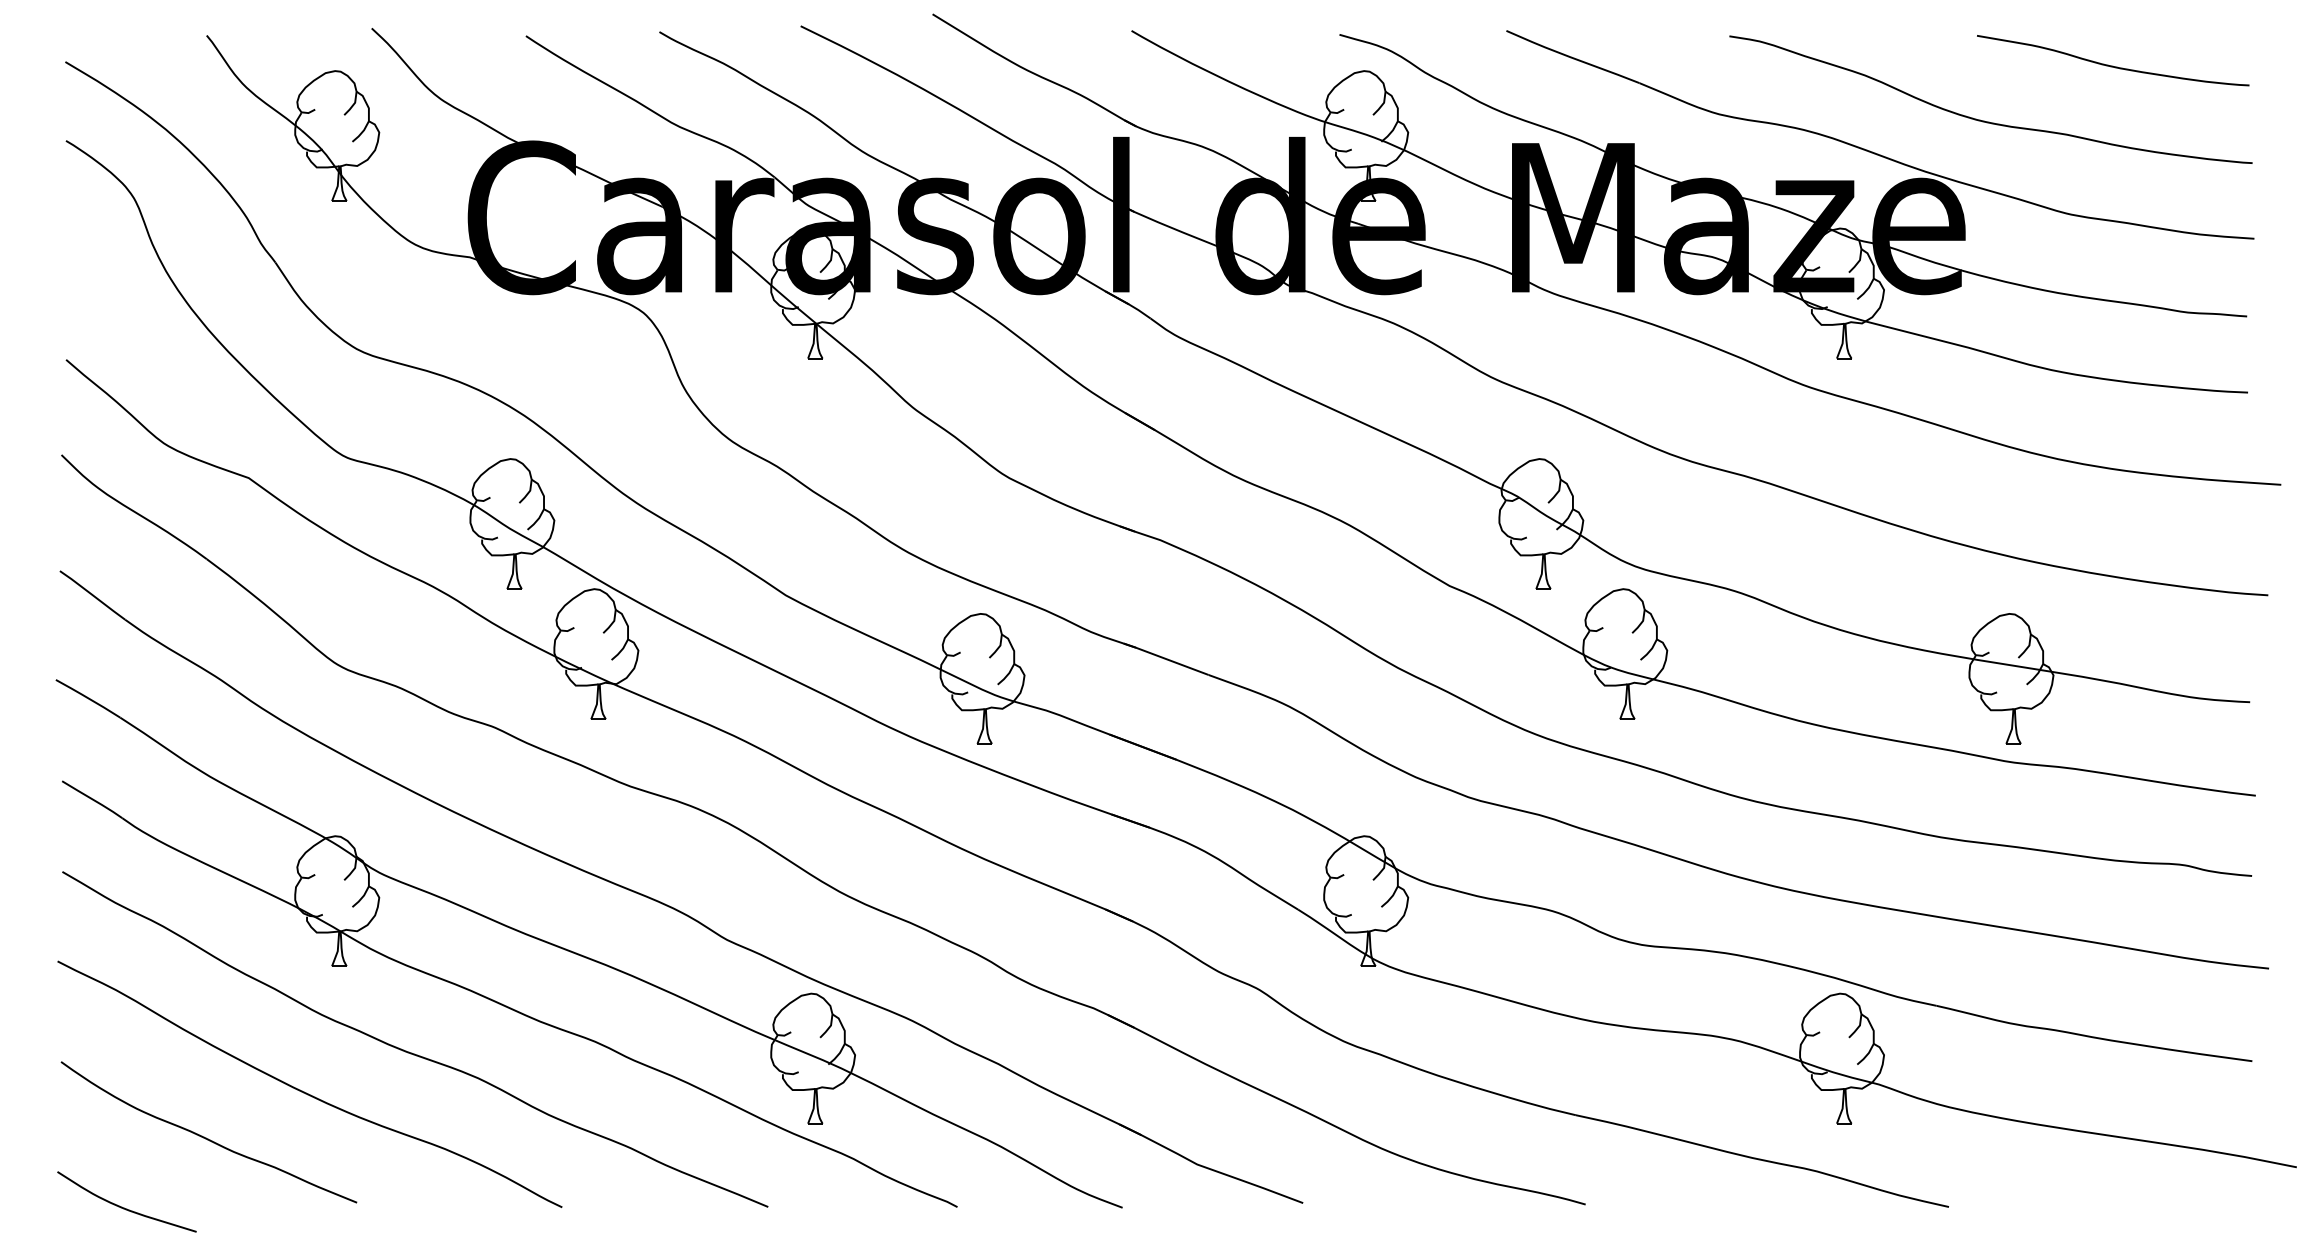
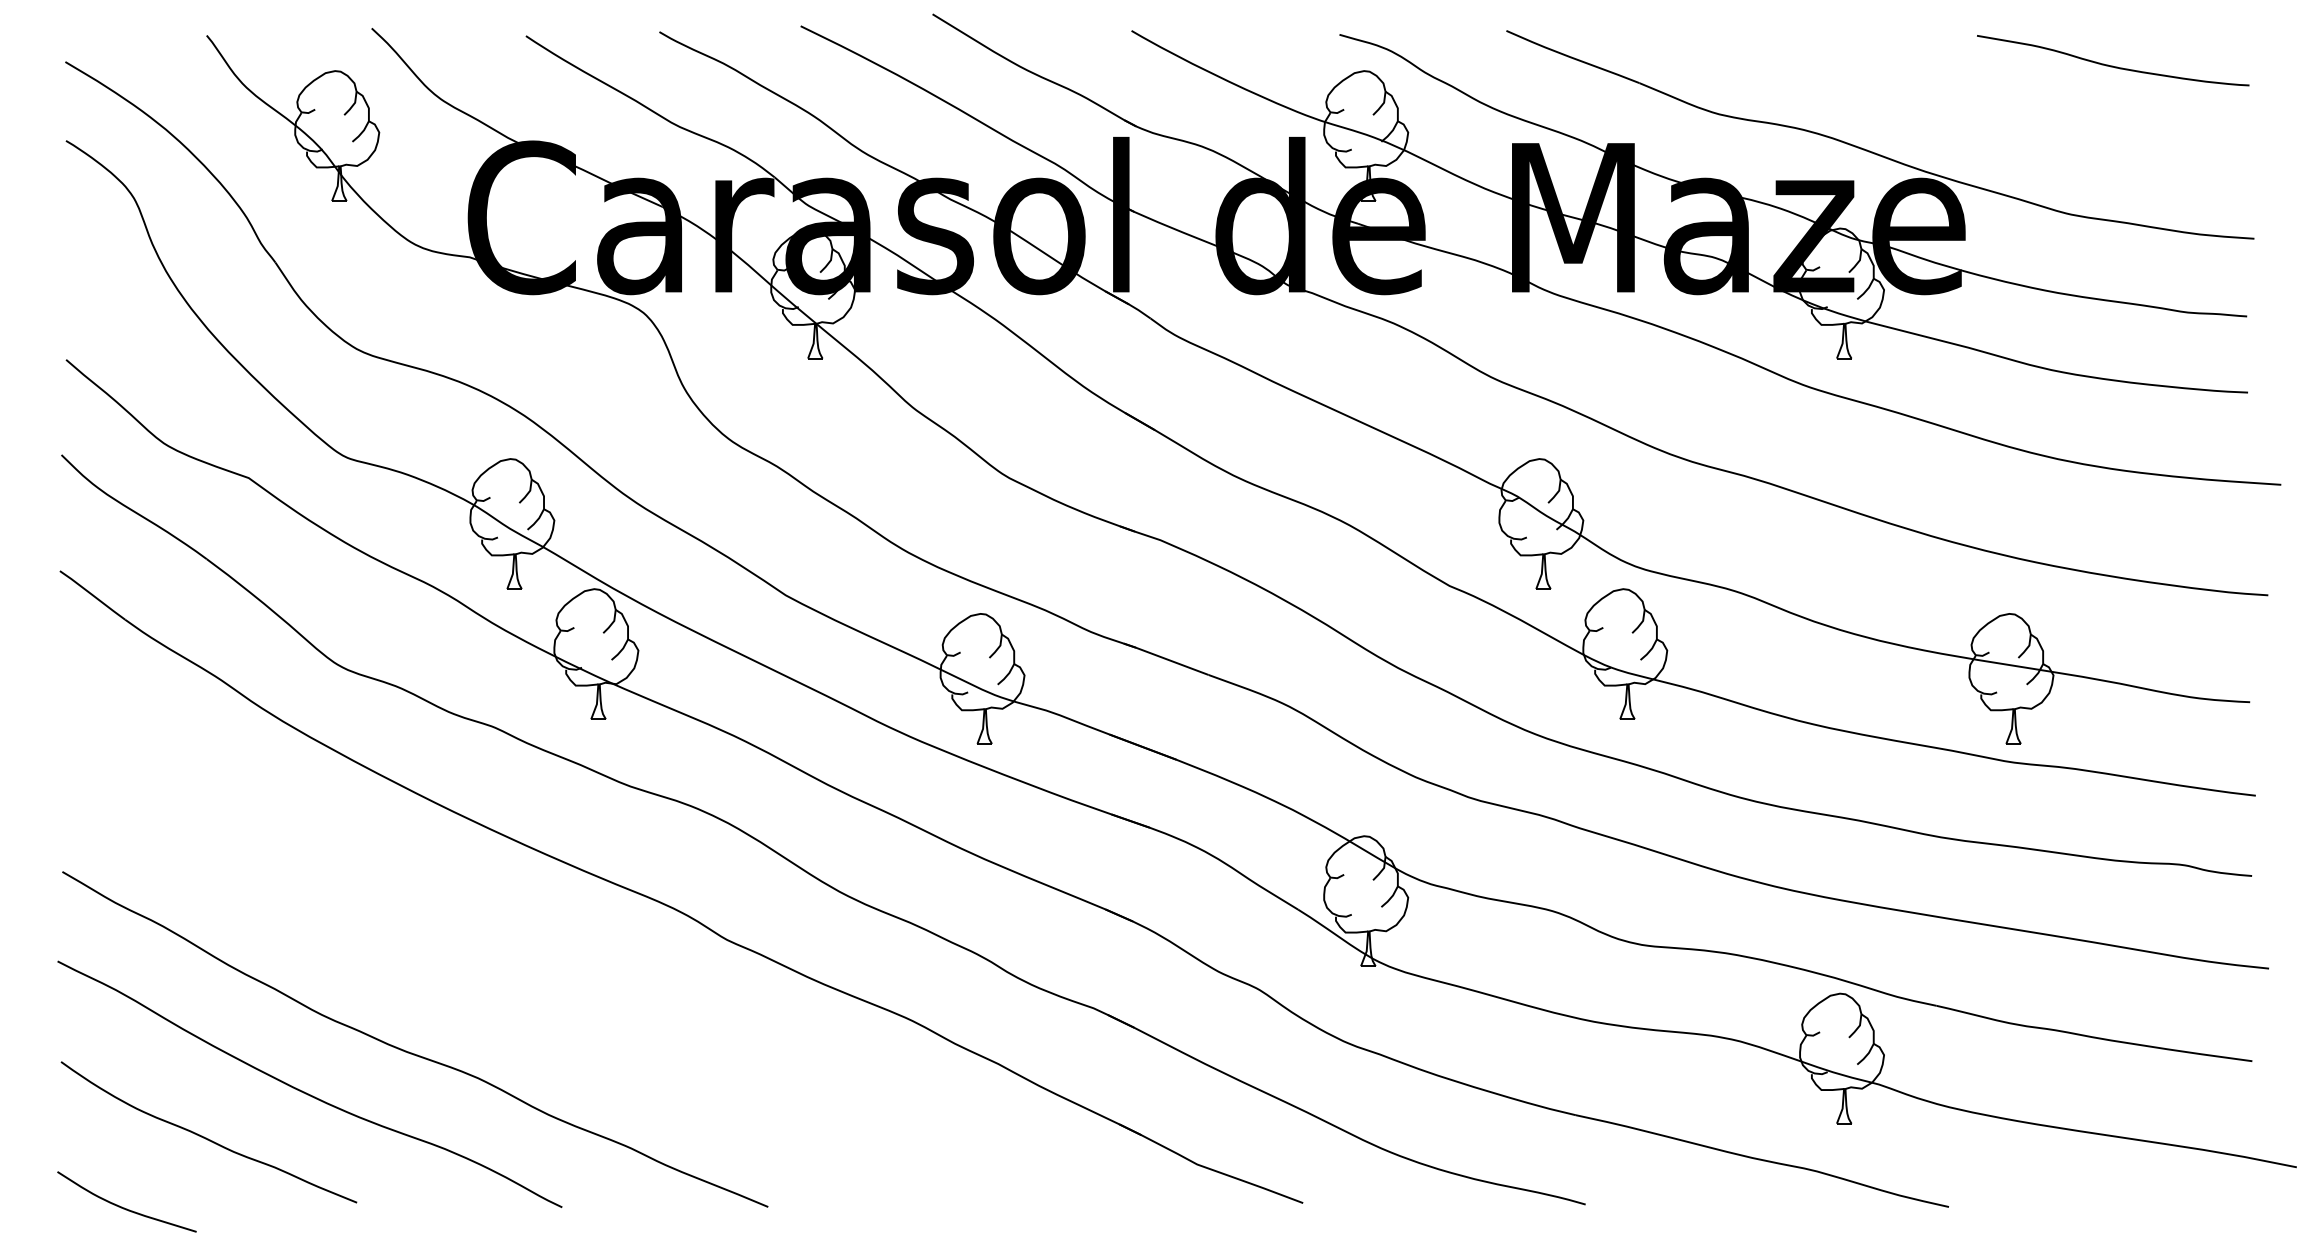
curve: present -> none (1984, 120)
part: present -> none (584, 955)
